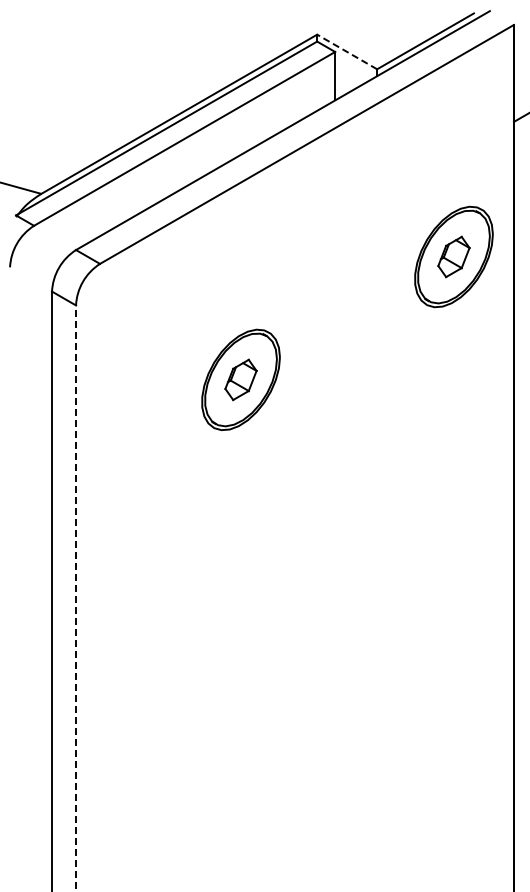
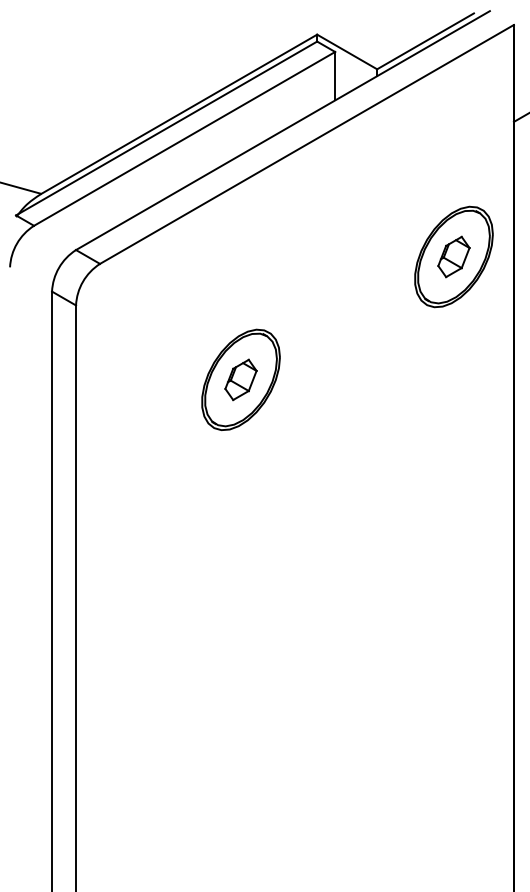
line: dashed -> solid (347, 51)
line: dashed -> solid (76, 598)
